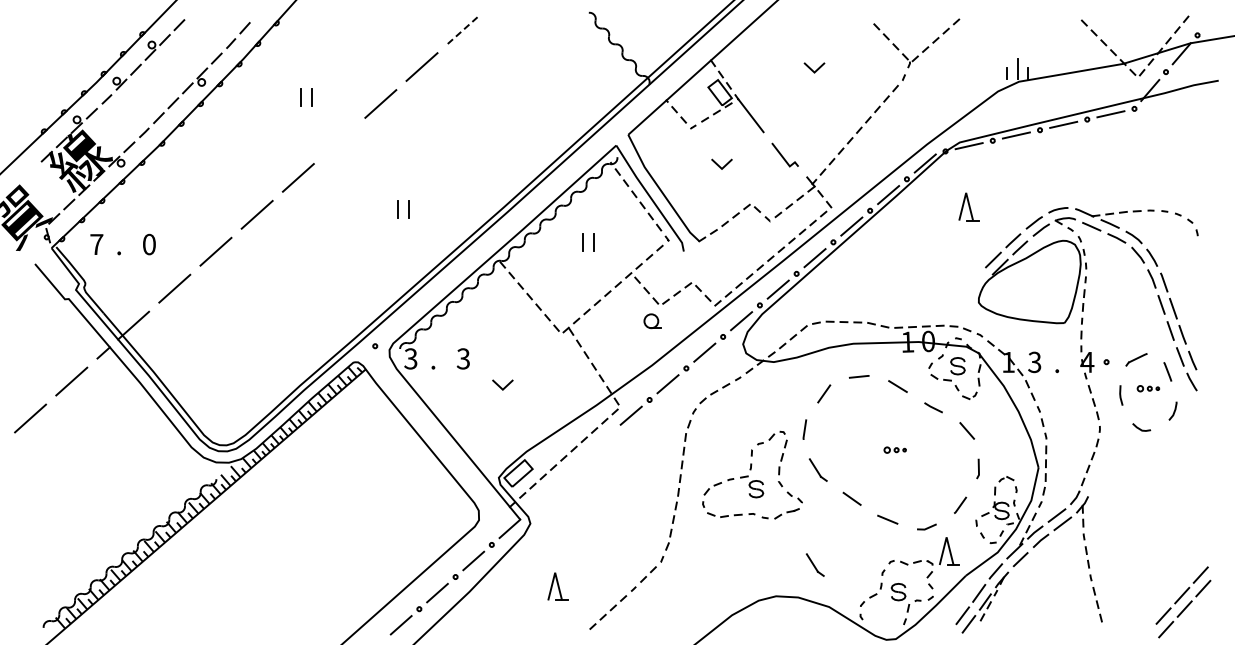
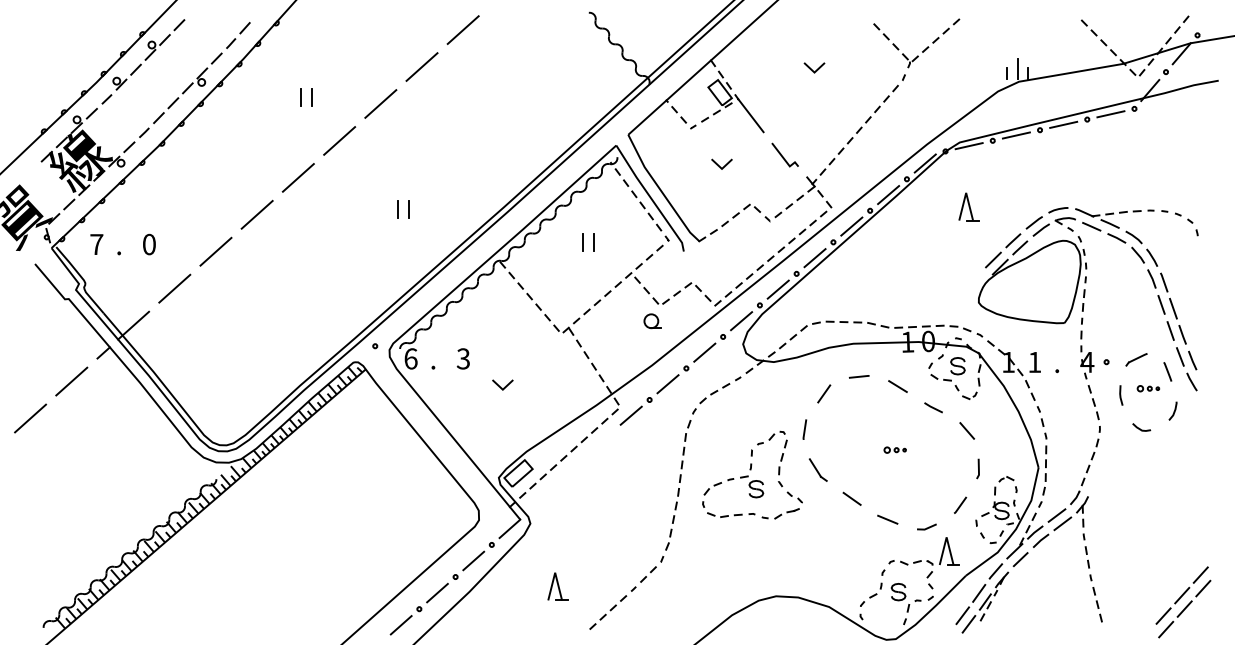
line: dashed -> solid (463, 30)
line: none -> present (339, 140)
text: 3 -> 6 (410, 358)
text: 3 -> 1 (1034, 362)
part: present -> none (814, 564)
